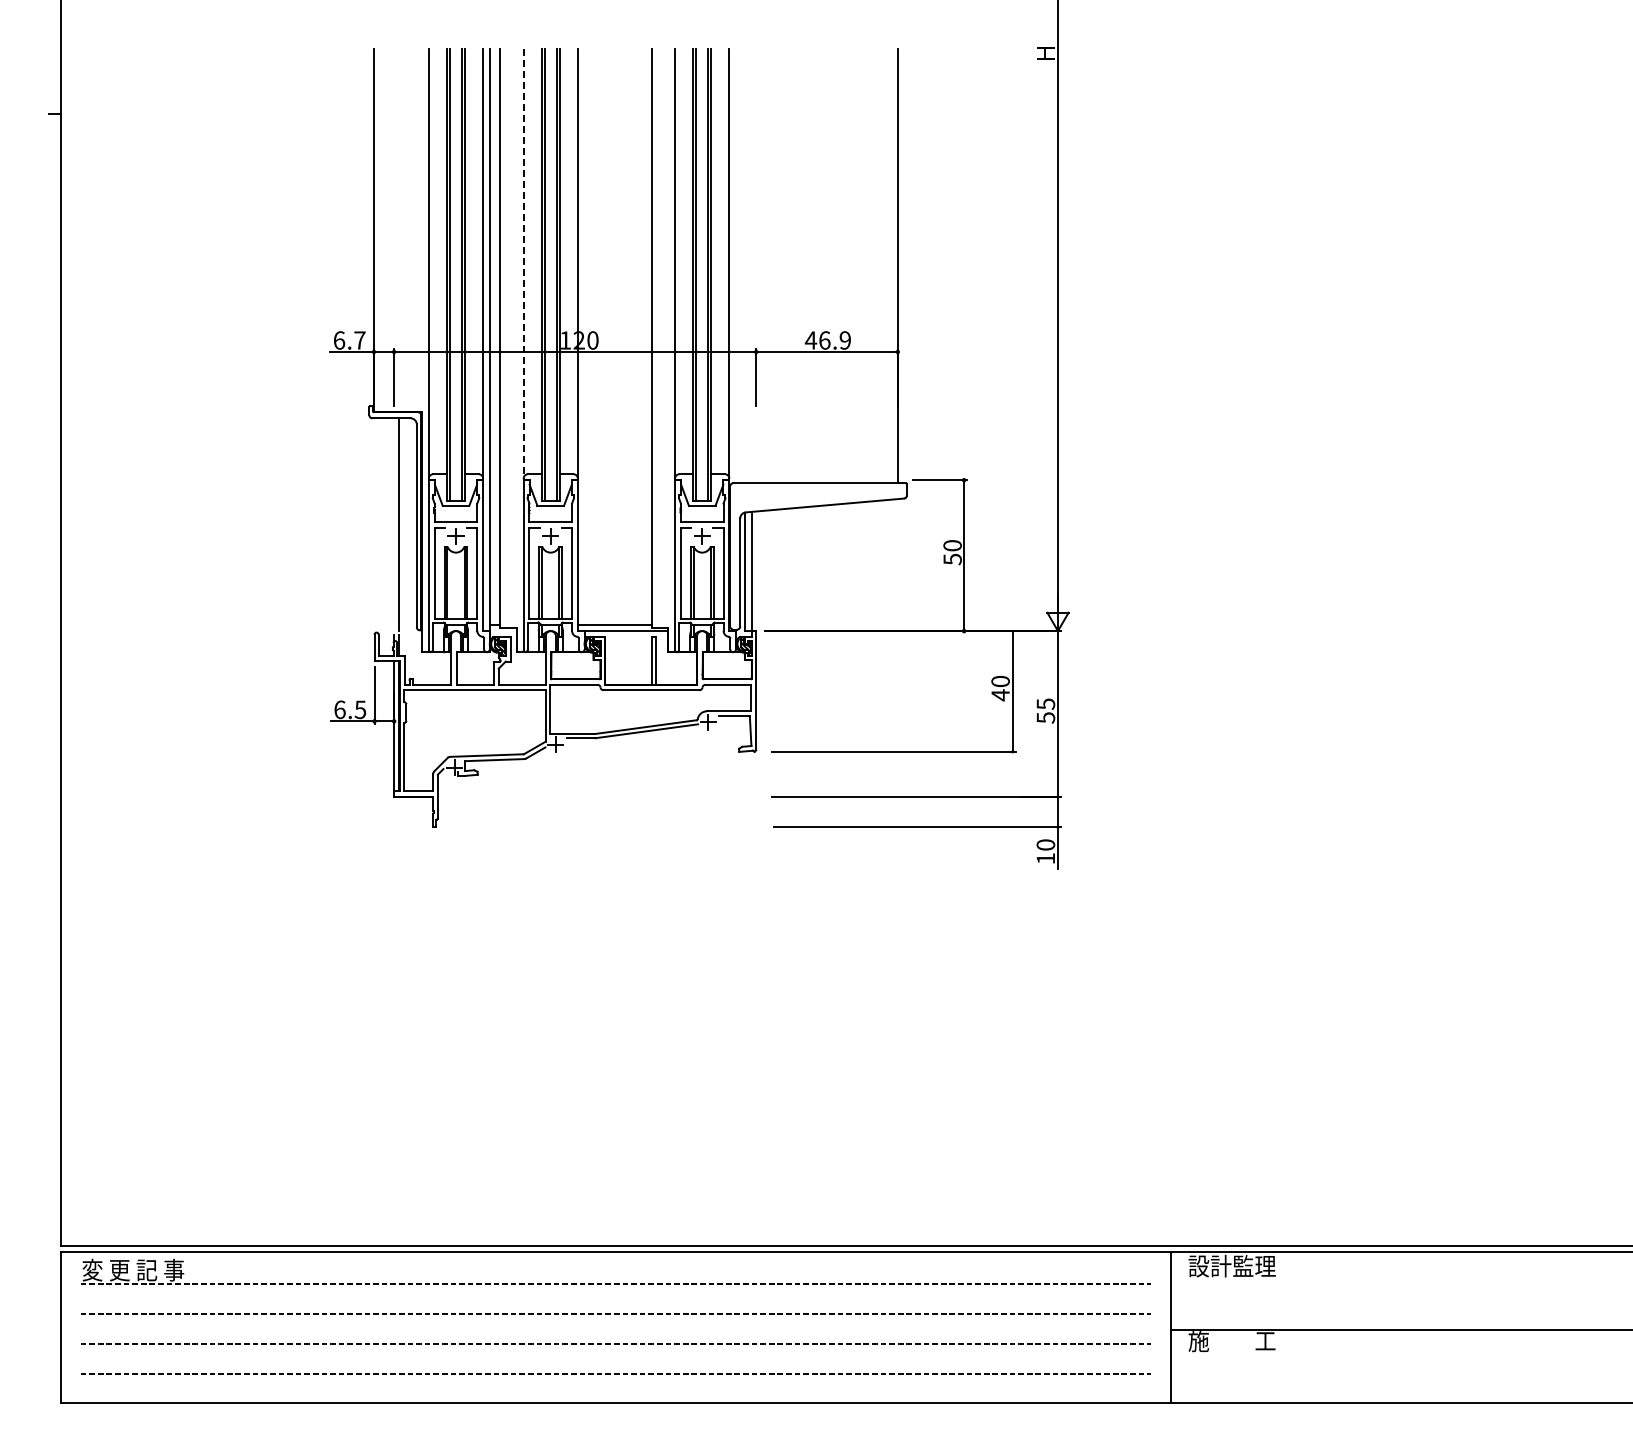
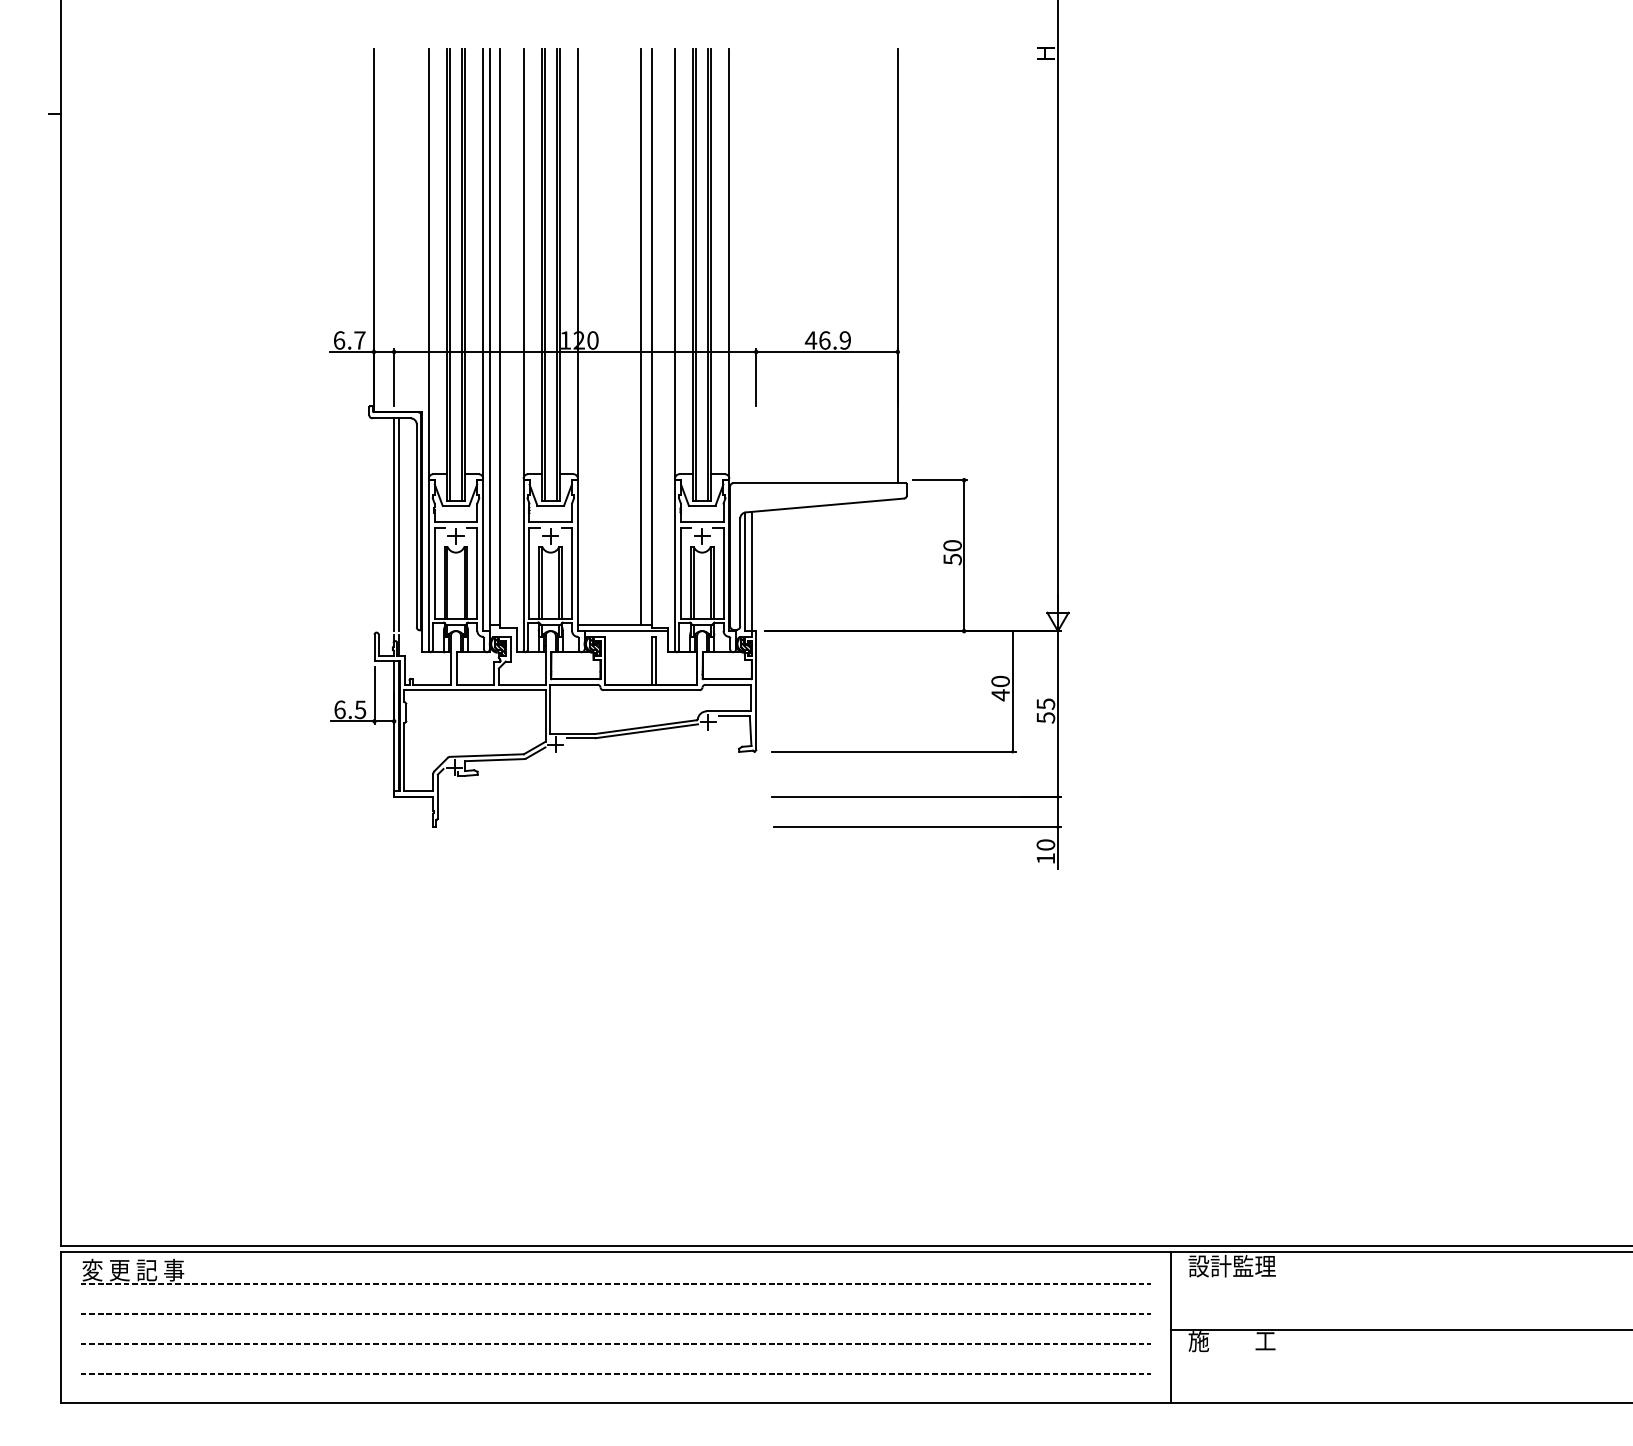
line: dashed -> solid (523, 263)
line: none -> present (641, 336)
line: none -> present (394, 524)
